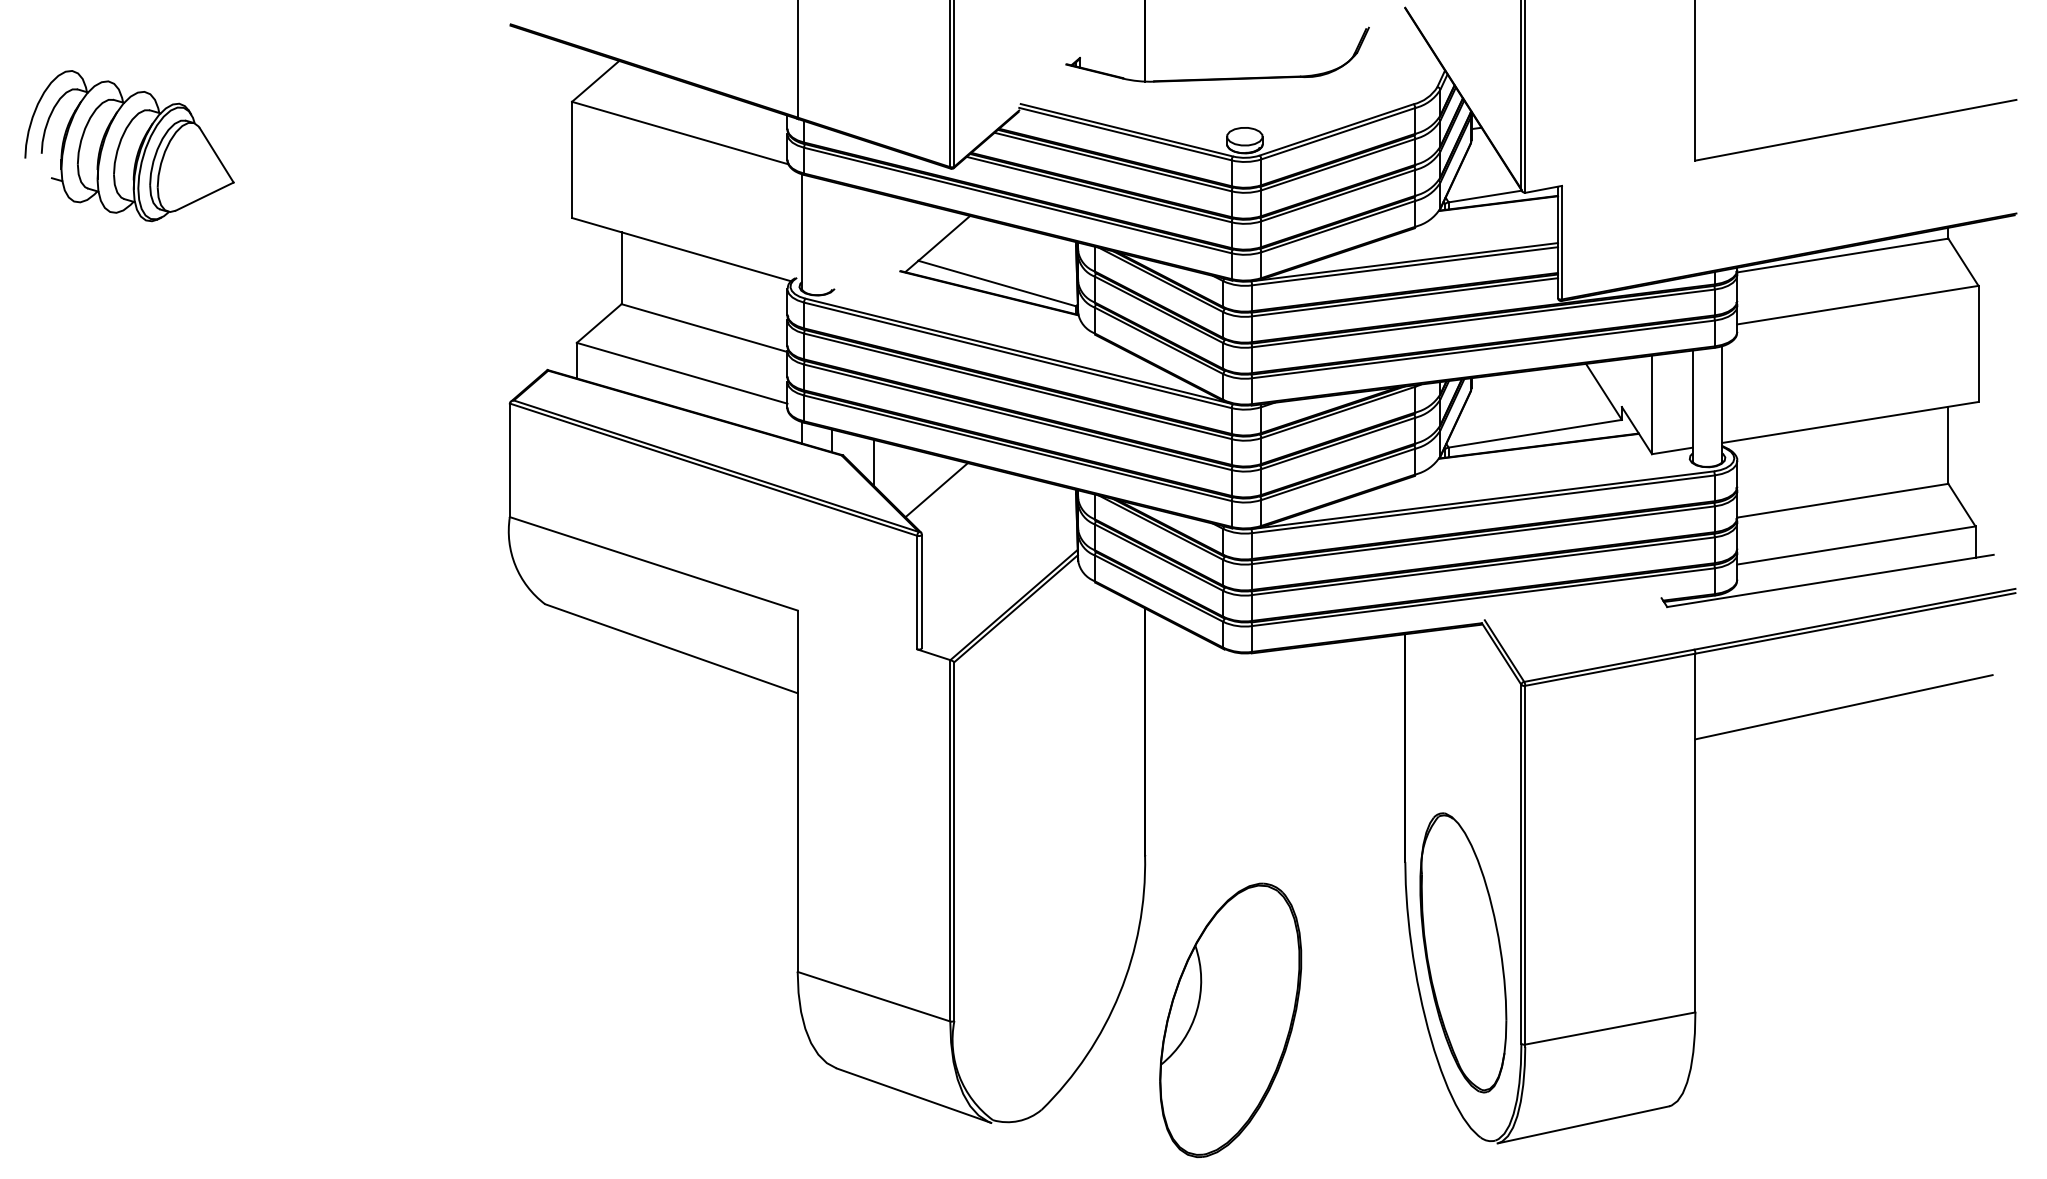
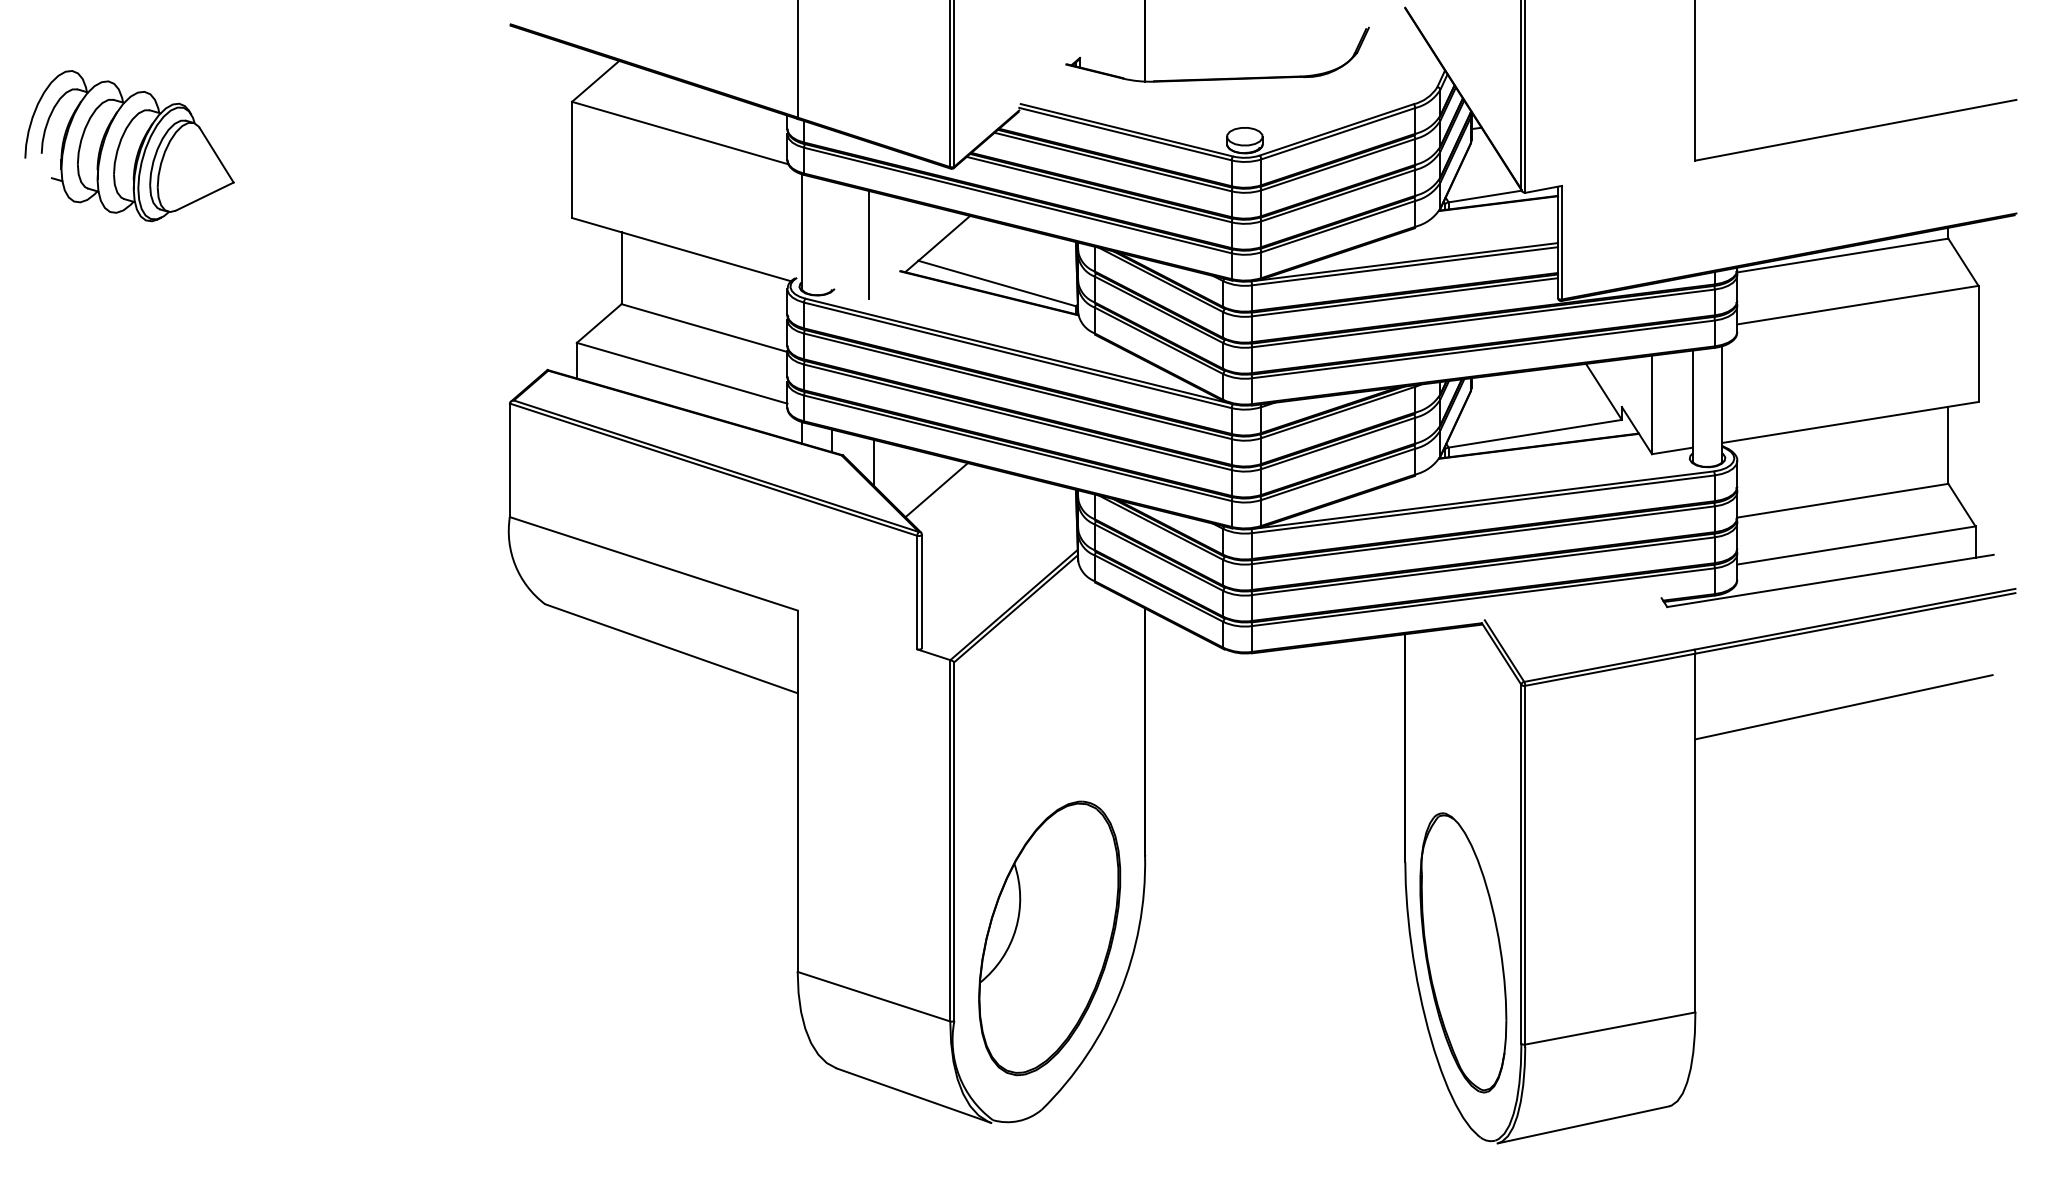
line: none -> present (868, 244)
part position: (1230, 1020) -> (1049, 938) (1049, 938)
